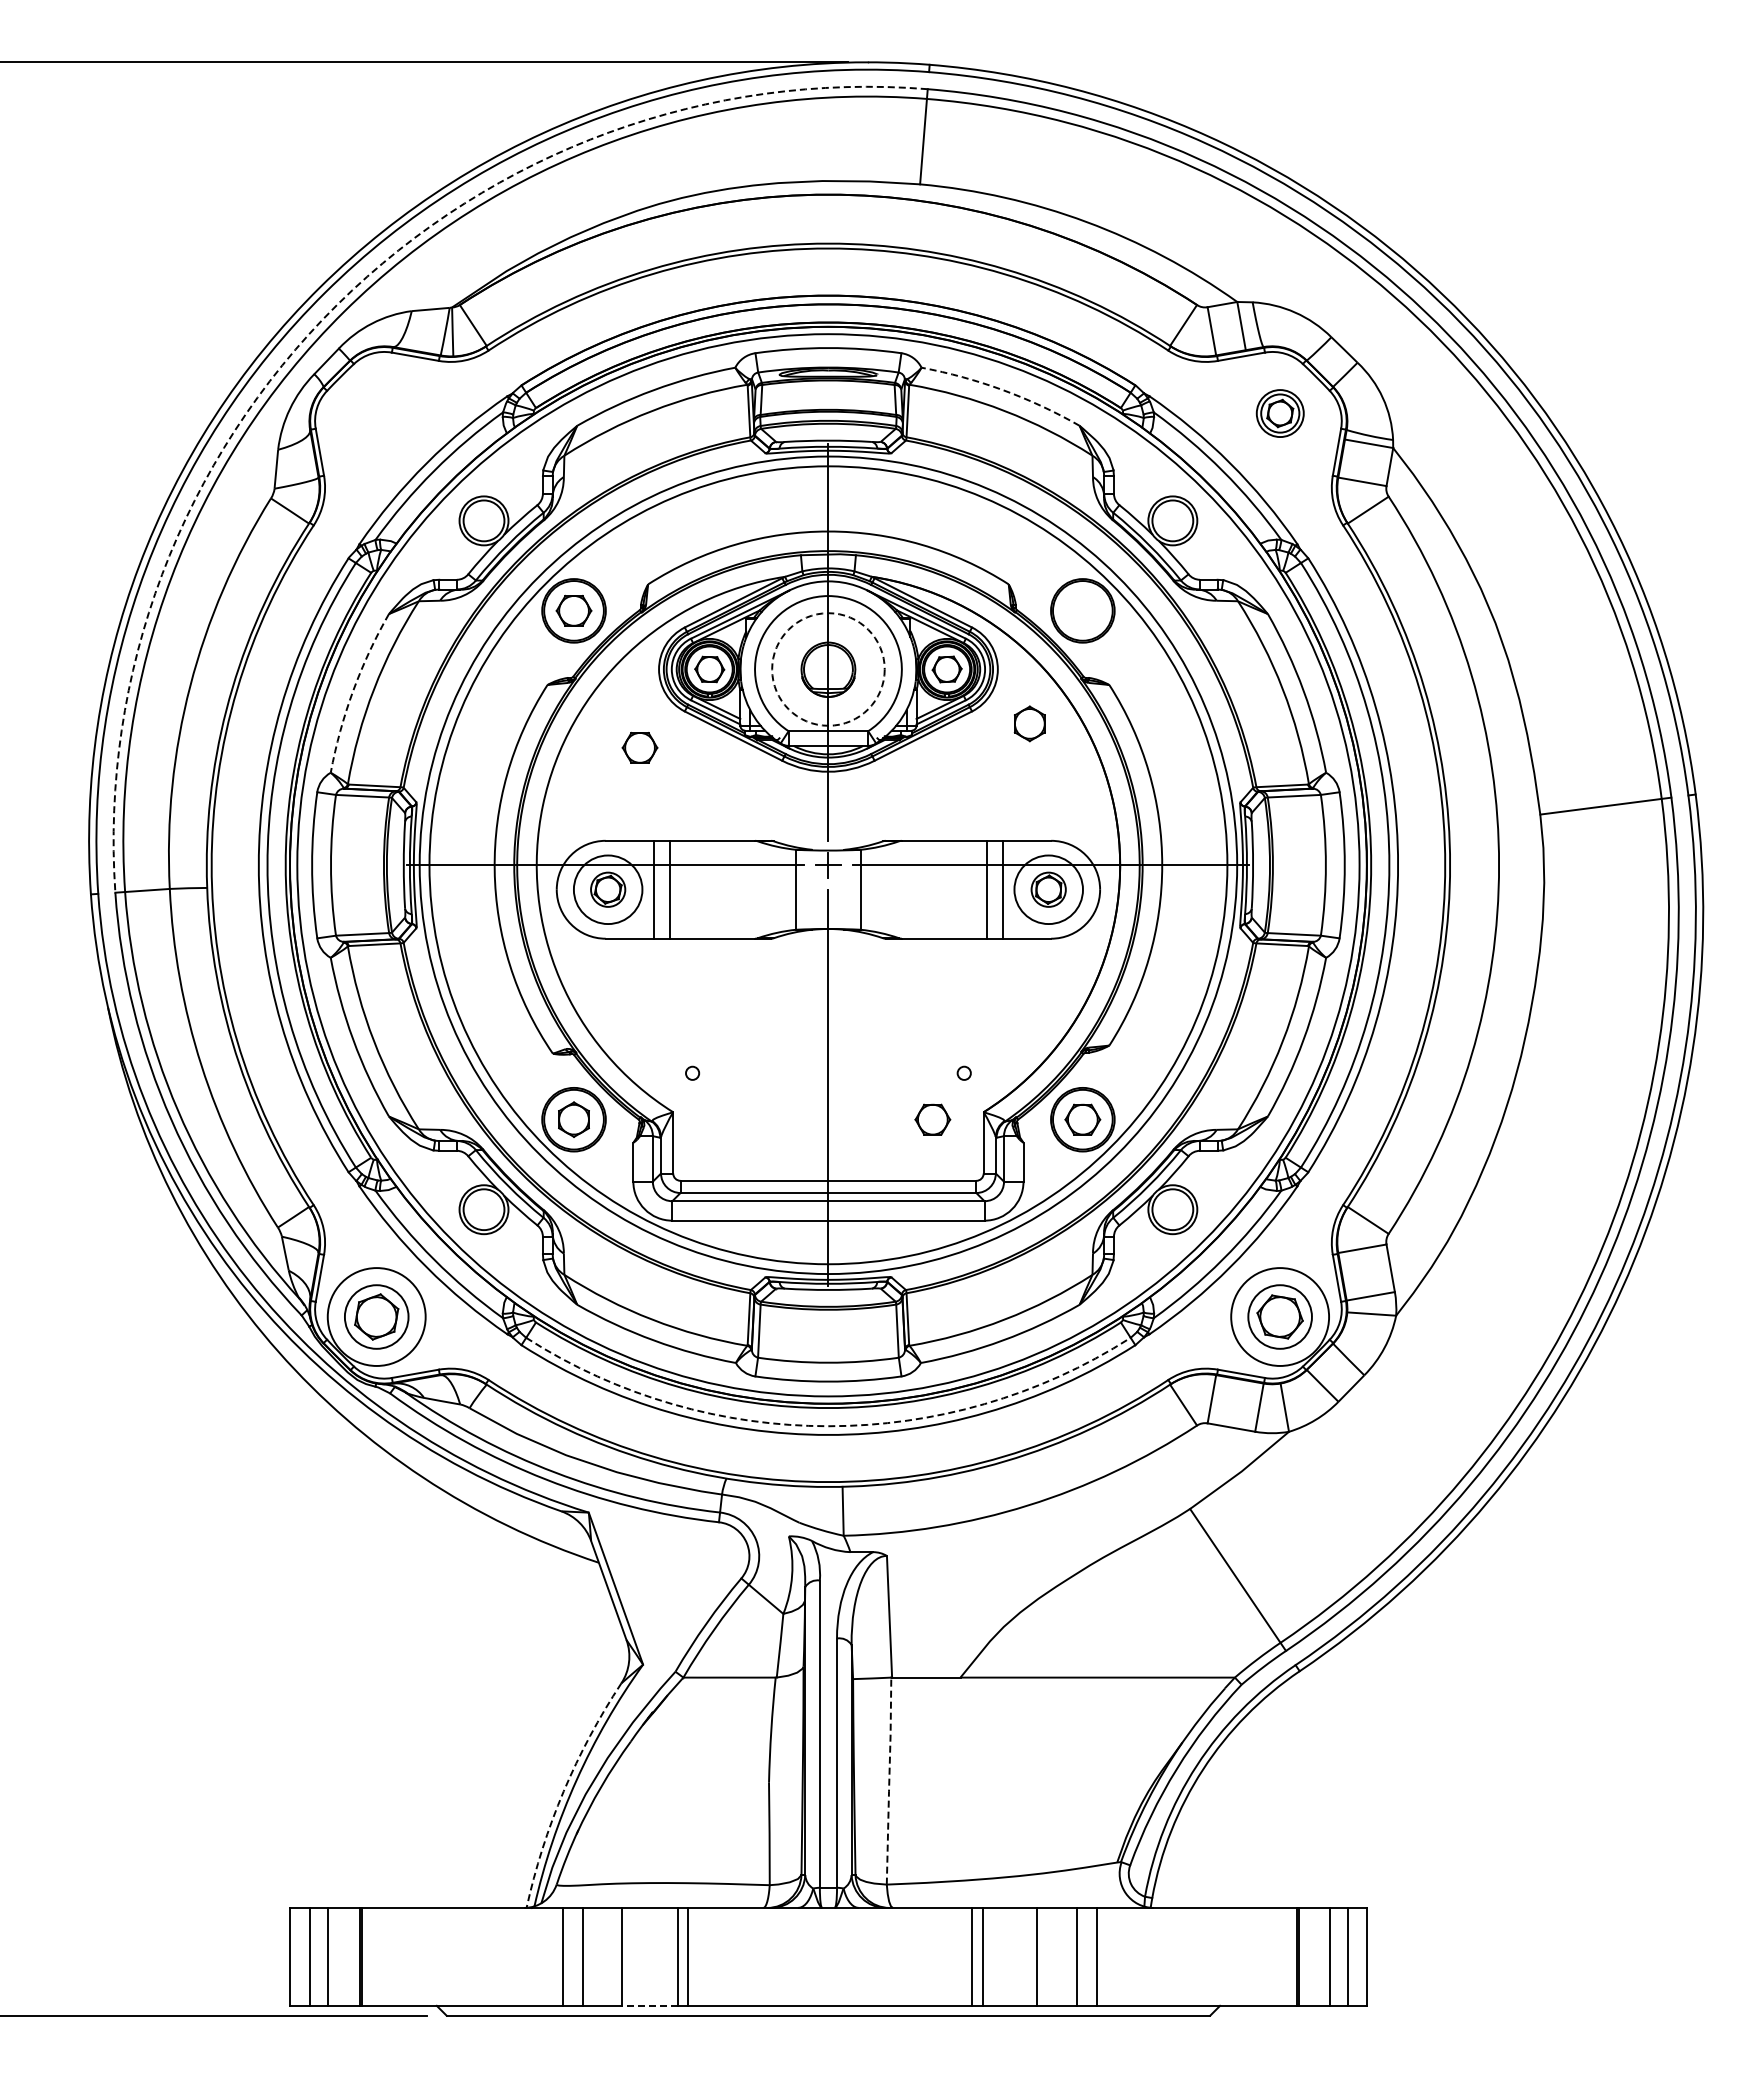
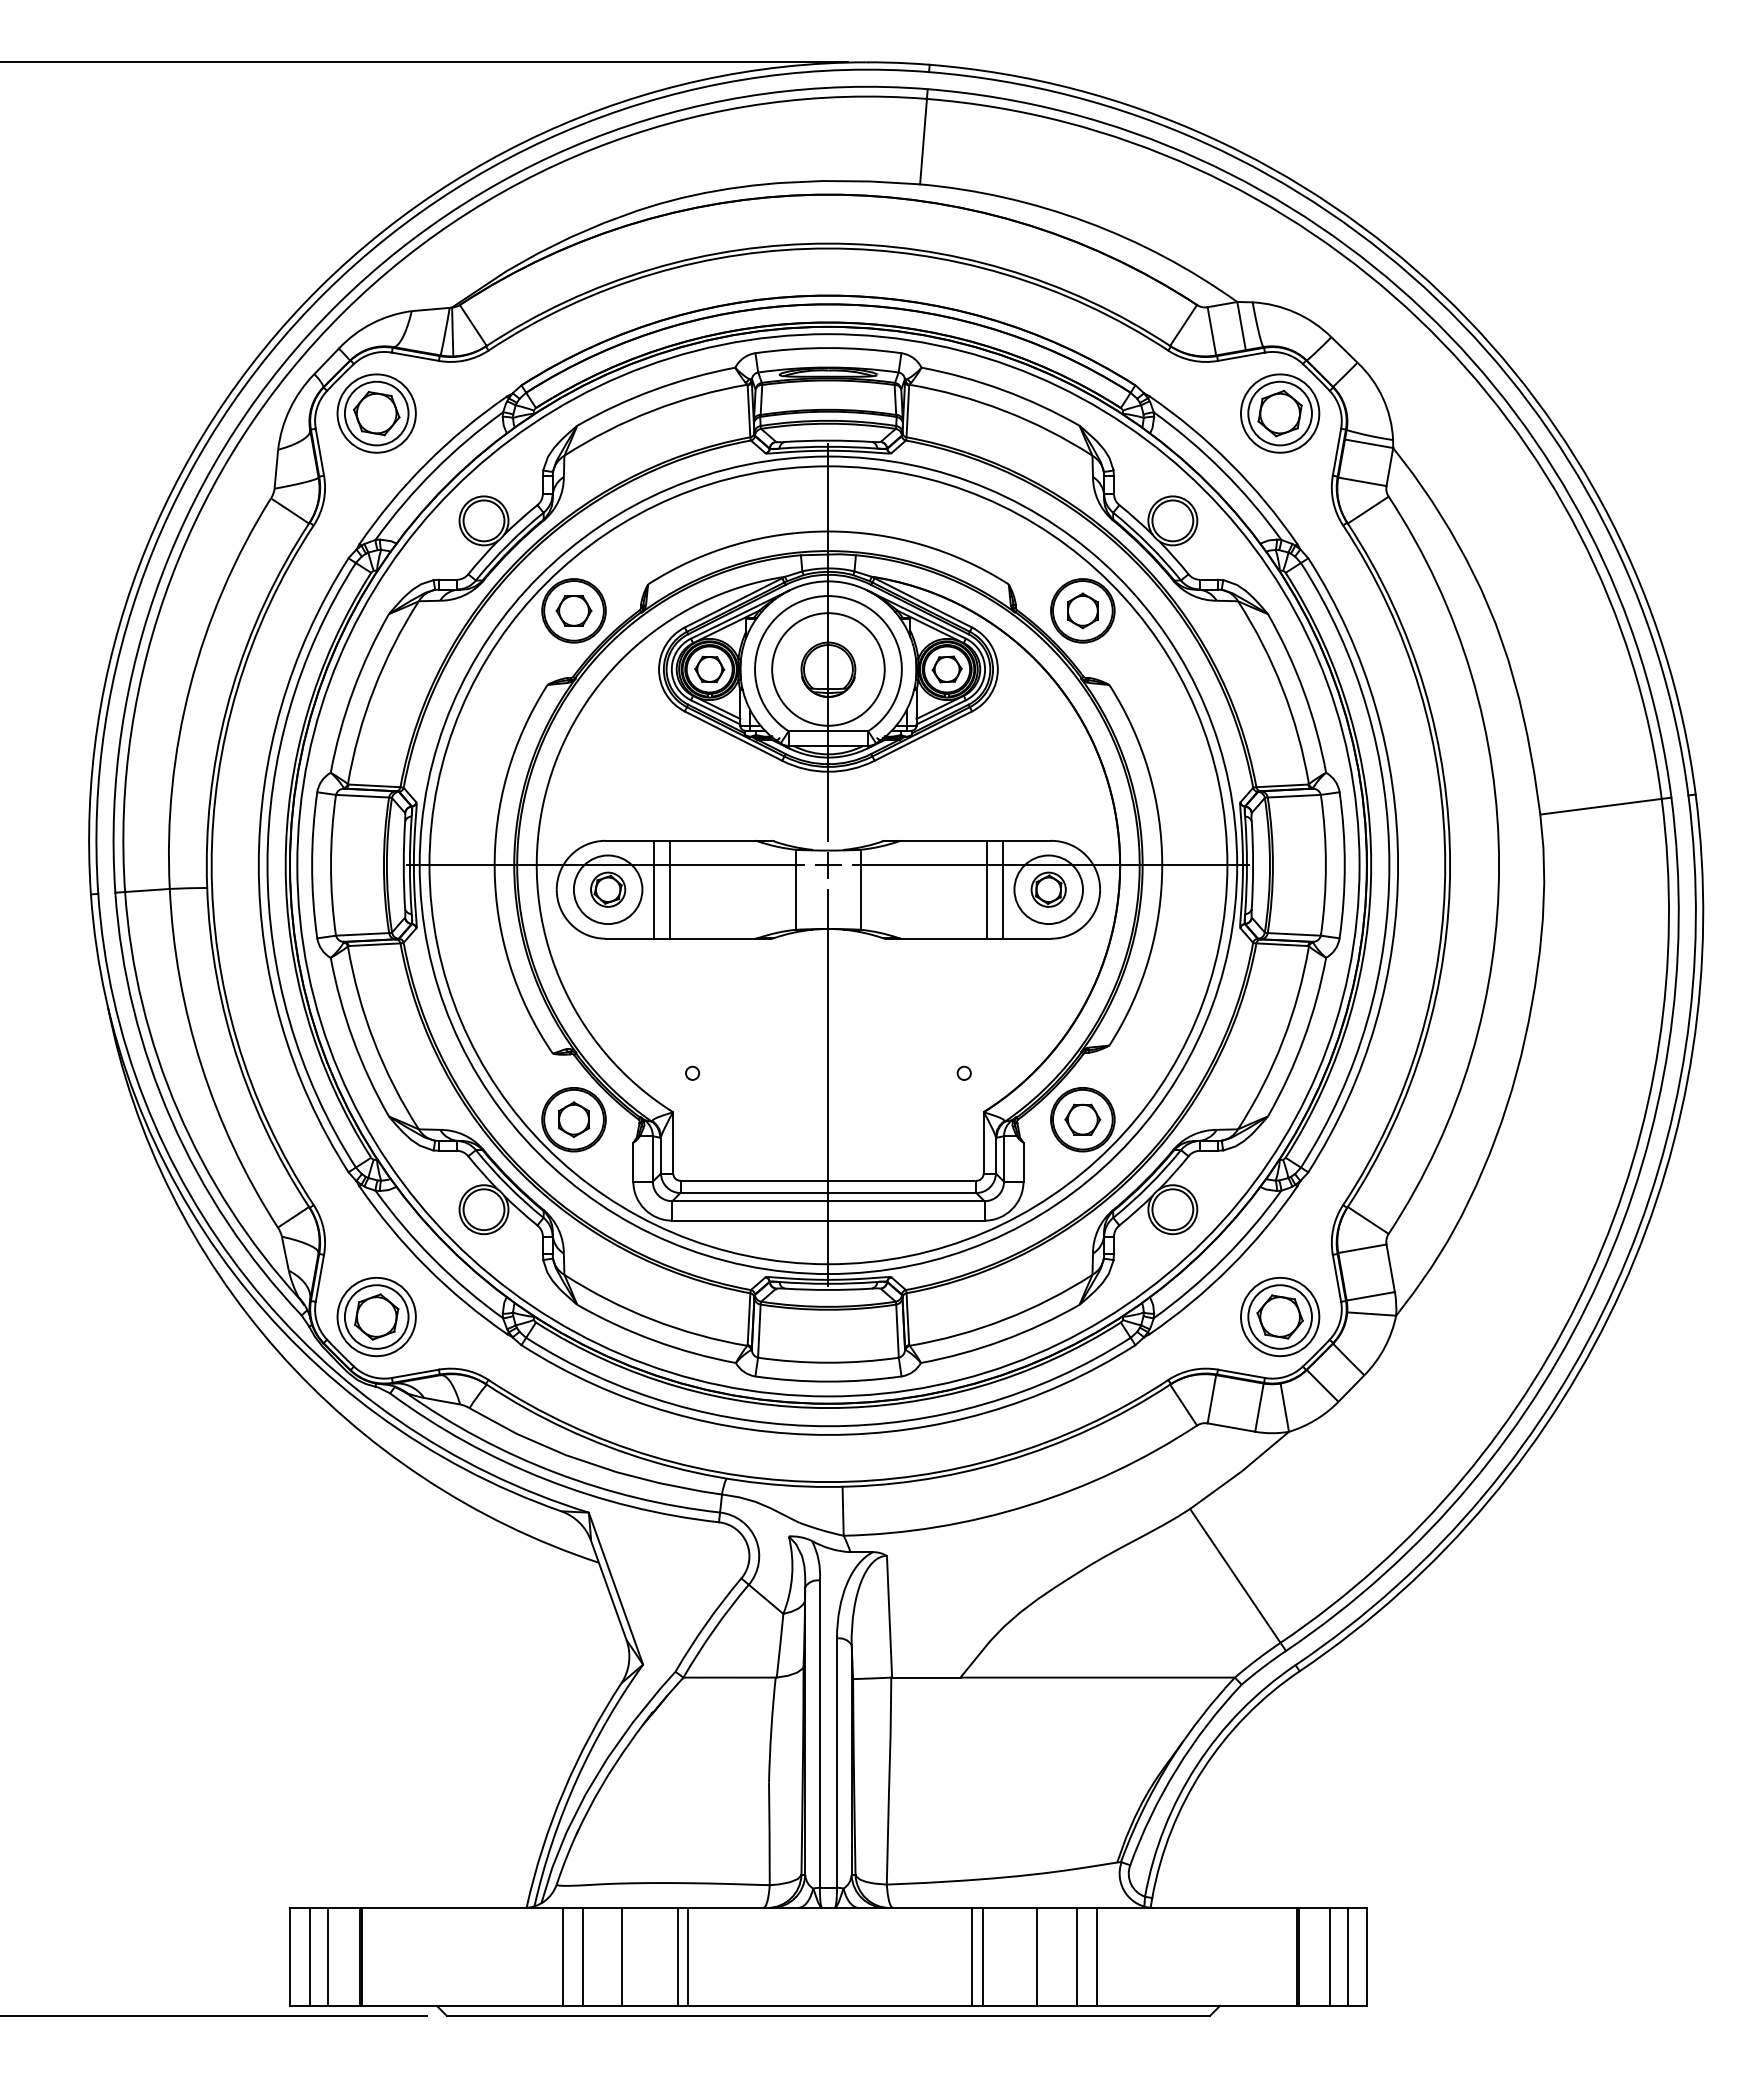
arc: dashed -> solid (337, 304)
arc: dashed -> solid (1003, 390)
part: none -> present (376, 413)
part size: 50x49 px -> 81x81 px (1280, 413)
circle: dashed -> solid (828, 669)
arc: dashed -> solid (353, 690)
part position: (1029, 723) -> (1082, 610) (1082, 610)
part: present -> none (639, 747)
part: present -> none (932, 1119)
circle diameter: 98 px -> 78 px (376, 1316)
circle diameter: 98 px -> 78 px (1279, 1316)
arc: dashed -> solid (828, 1426)
line: dashed -> solid (889, 1780)
arc: dashed -> solid (563, 1791)
line: dashed -> solid (649, 2005)
